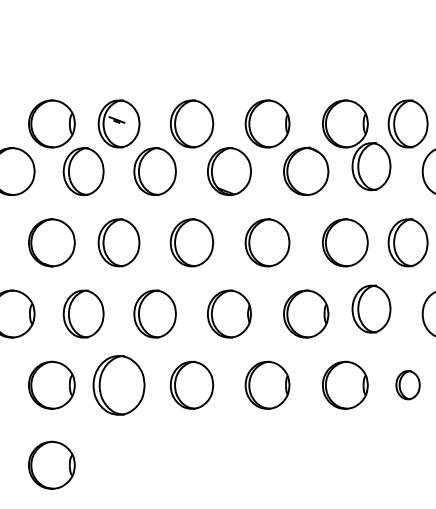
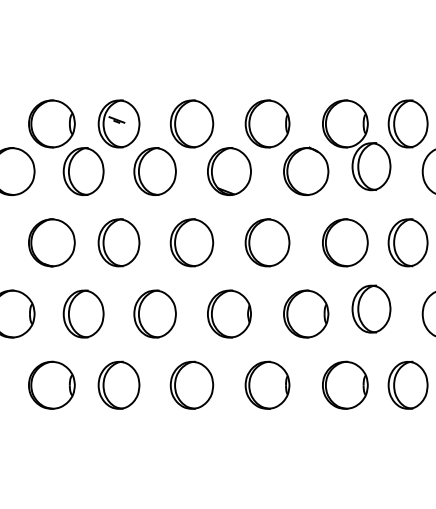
part size: 54x61 px -> 44x50 px (118, 384)
part size: 26x31 px -> 42x50 px (407, 384)
part: present -> none (51, 464)
